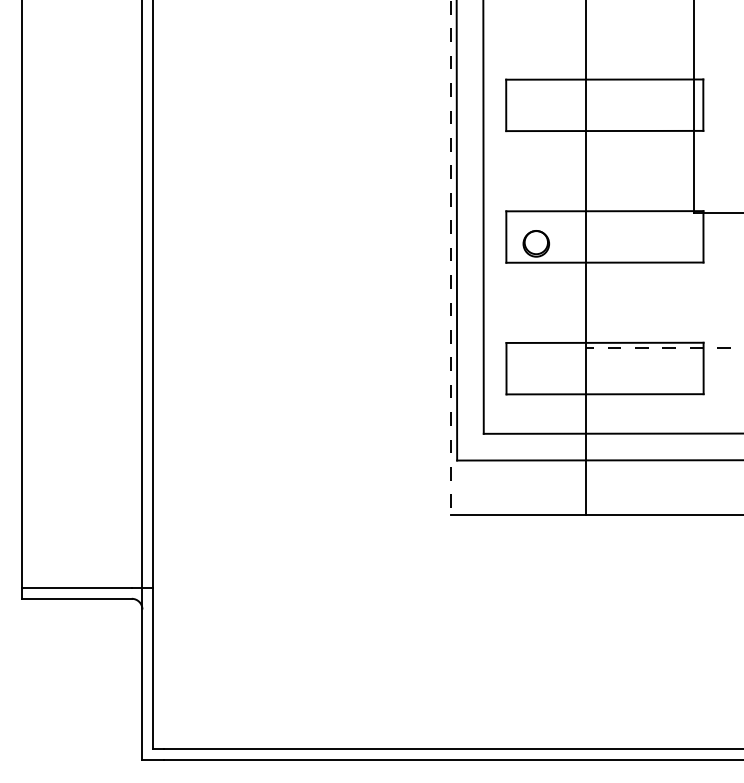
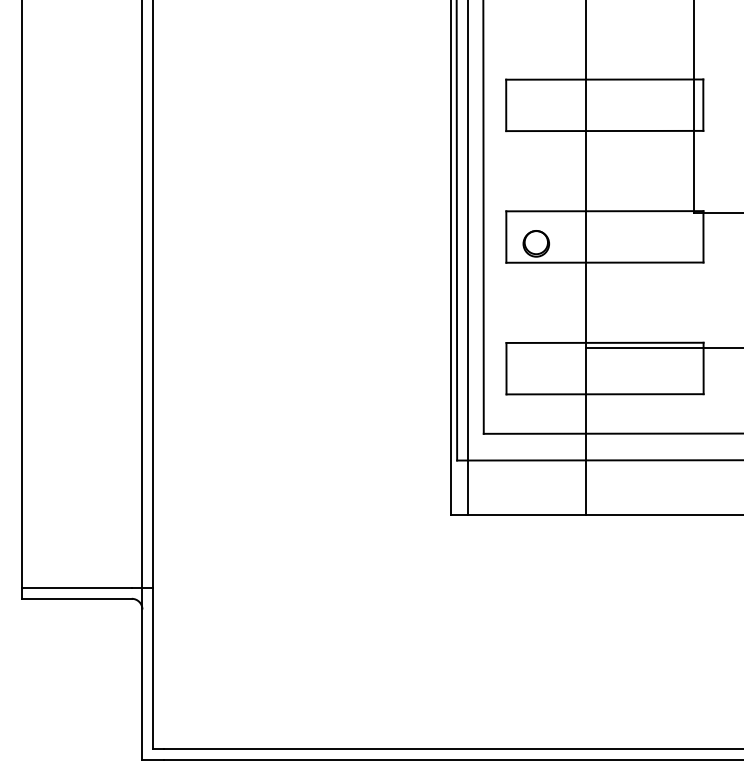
line: dashed -> solid (451, 258)
line: none -> present (467, 258)
line: dashed -> solid (664, 348)
